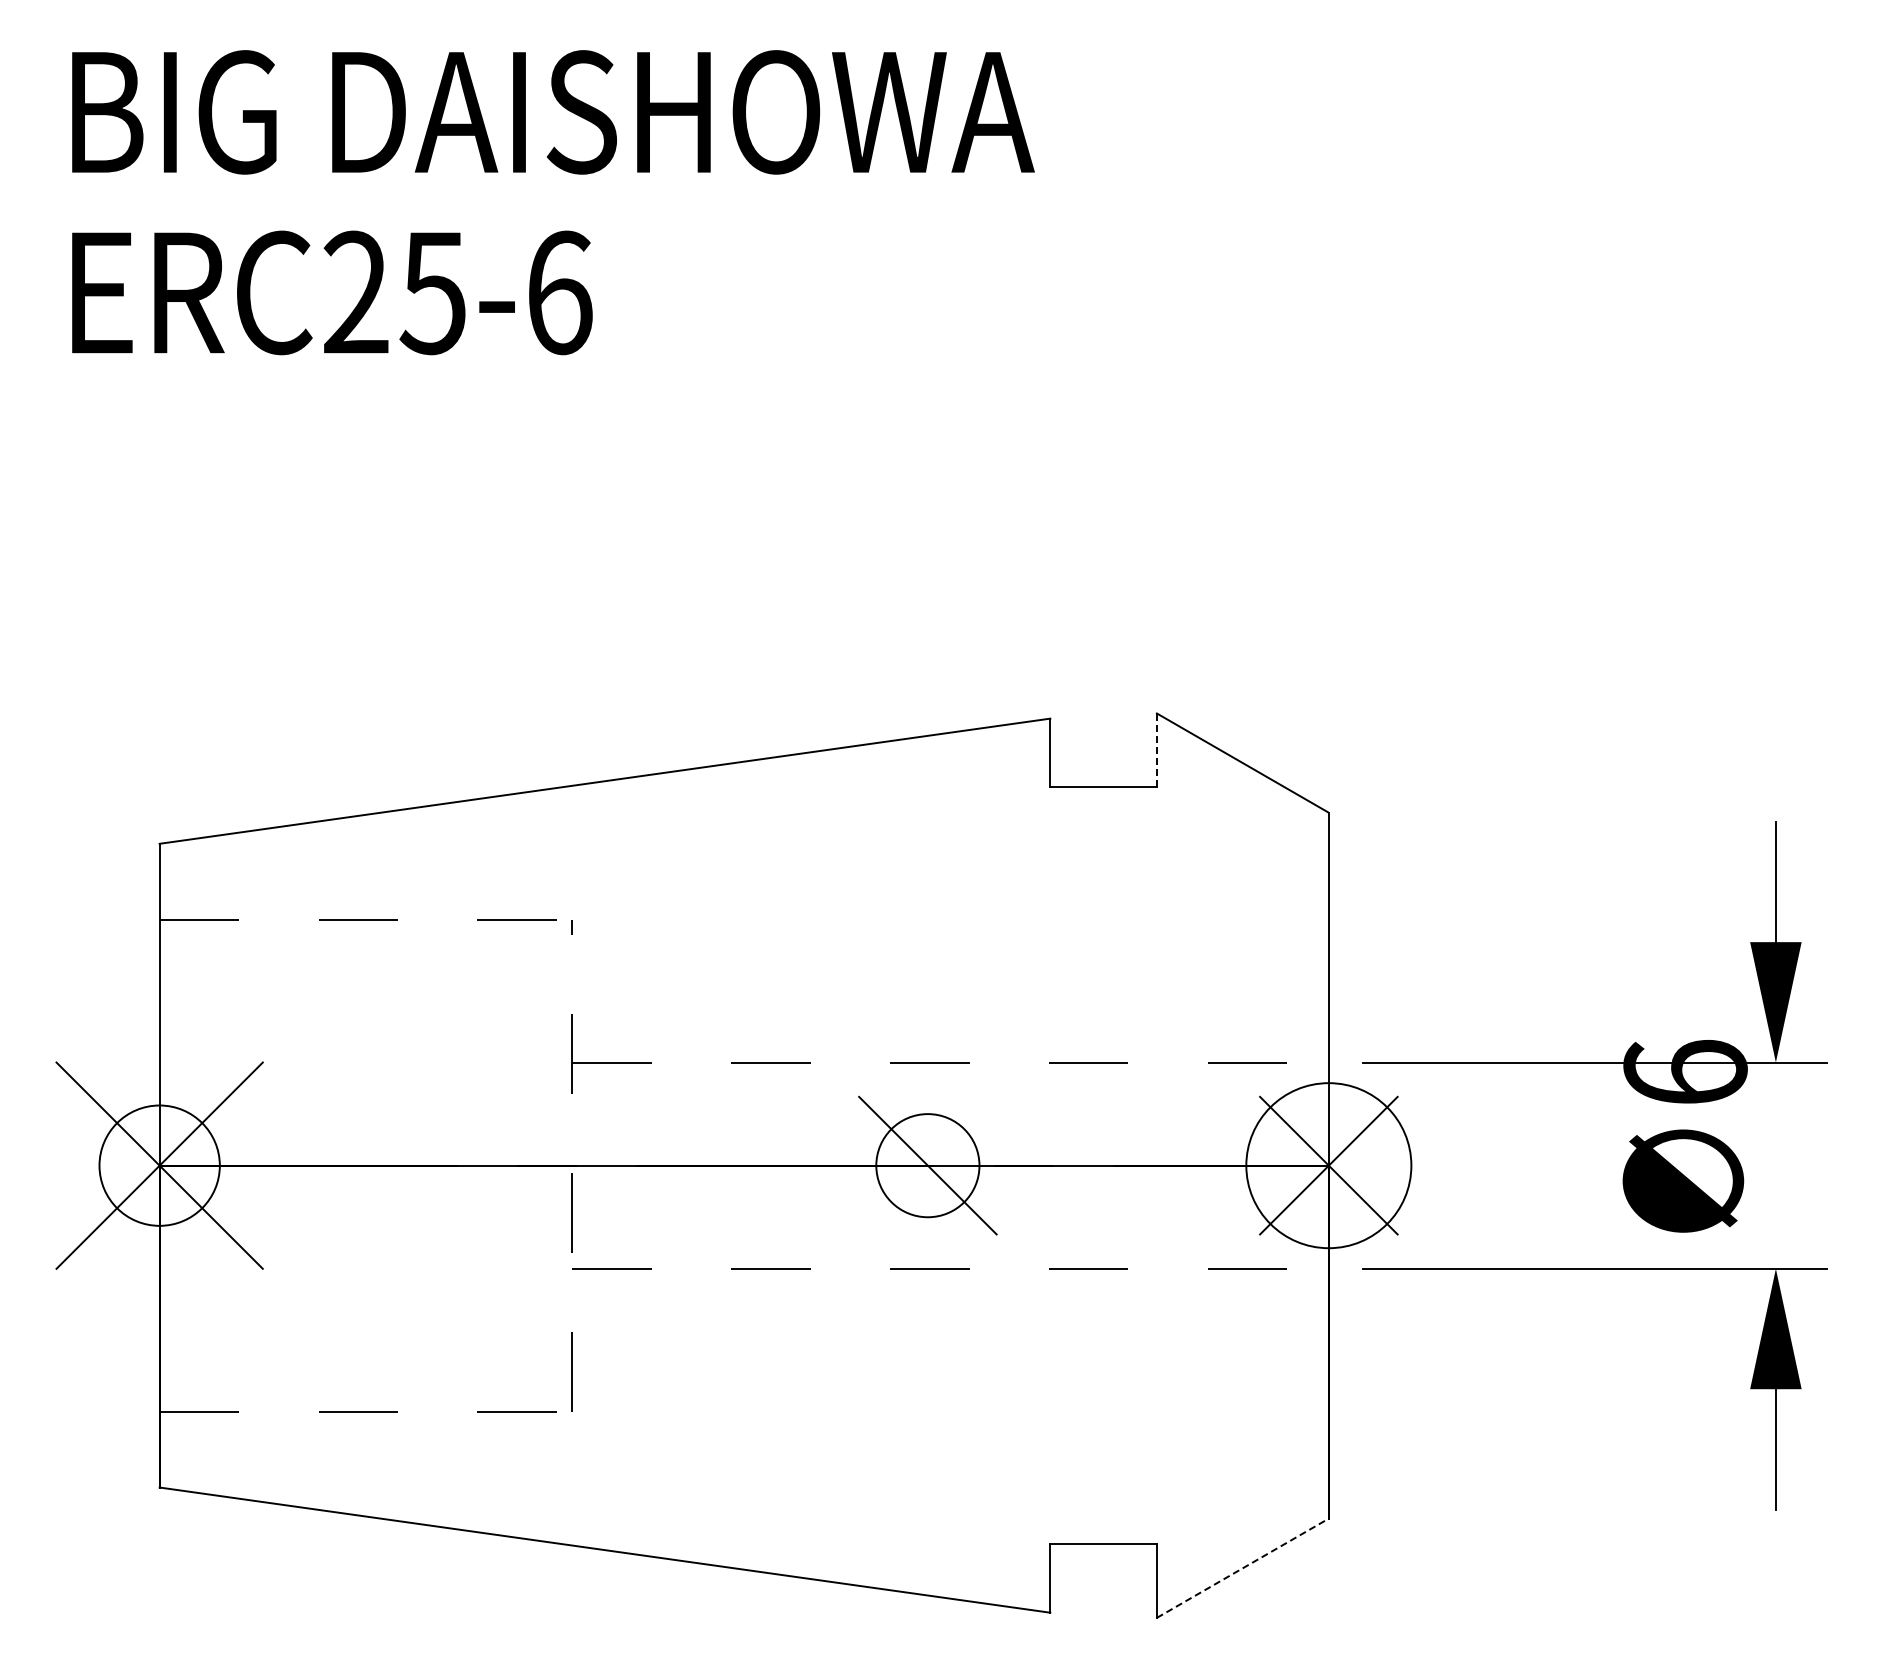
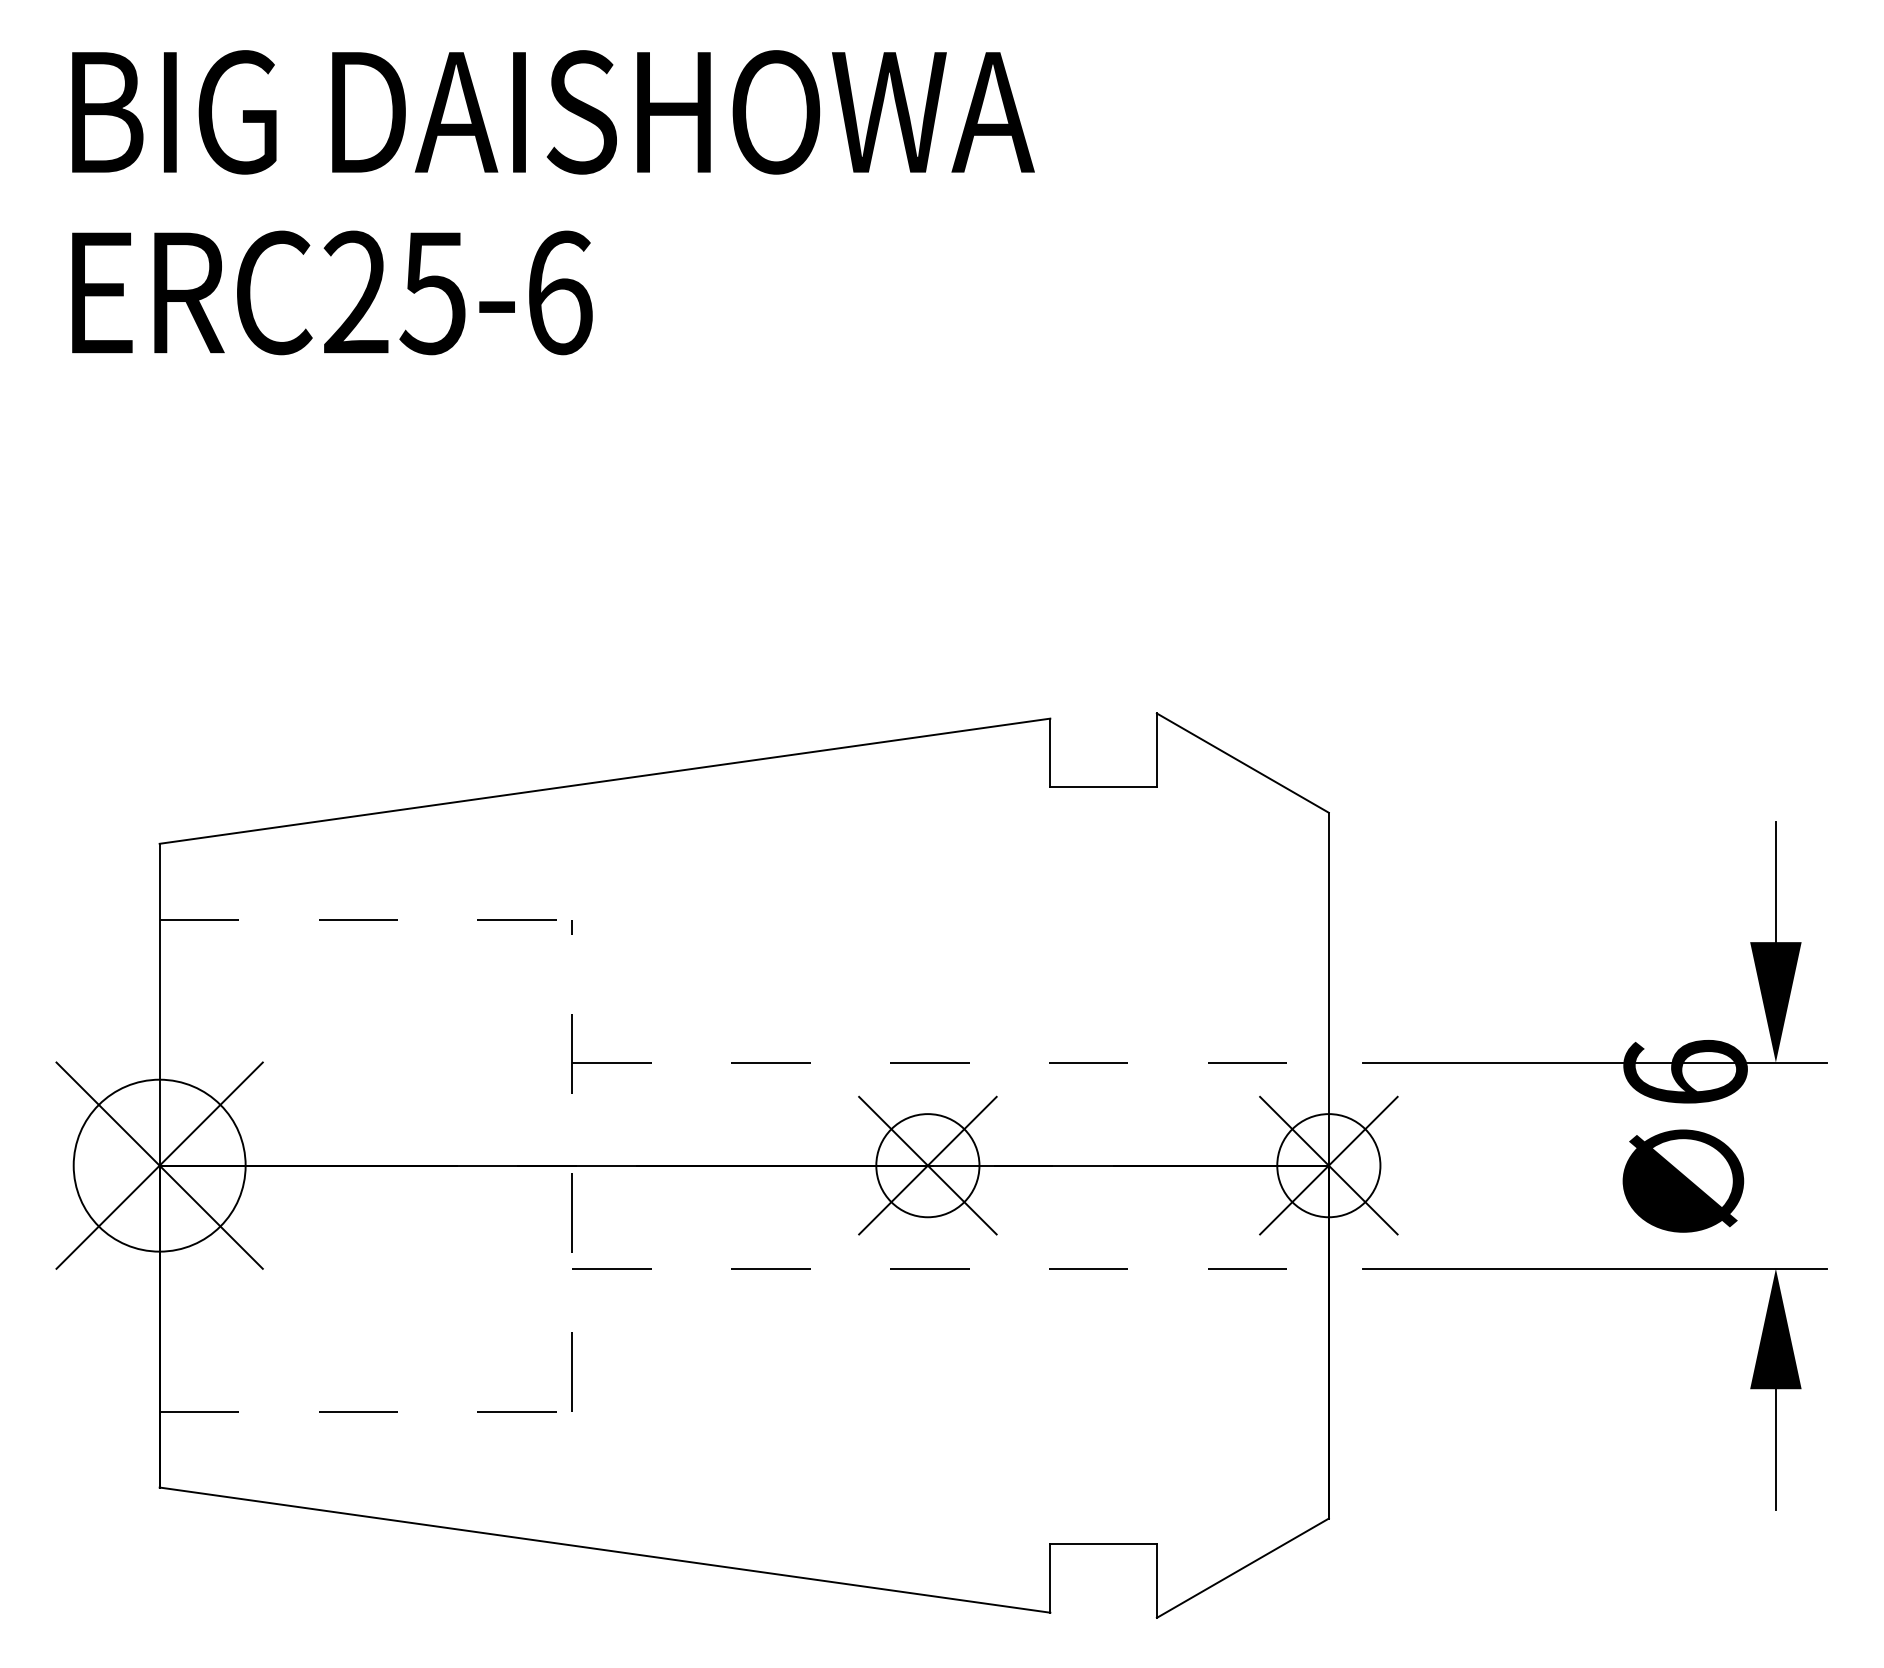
line: dashed -> solid (1156, 750)
circle diameter: 120 px -> 172 px (159, 1165)
line: none -> present (927, 1165)
circle diameter: 165 px -> 103 px (1328, 1165)
line: dashed -> solid (1243, 1567)
